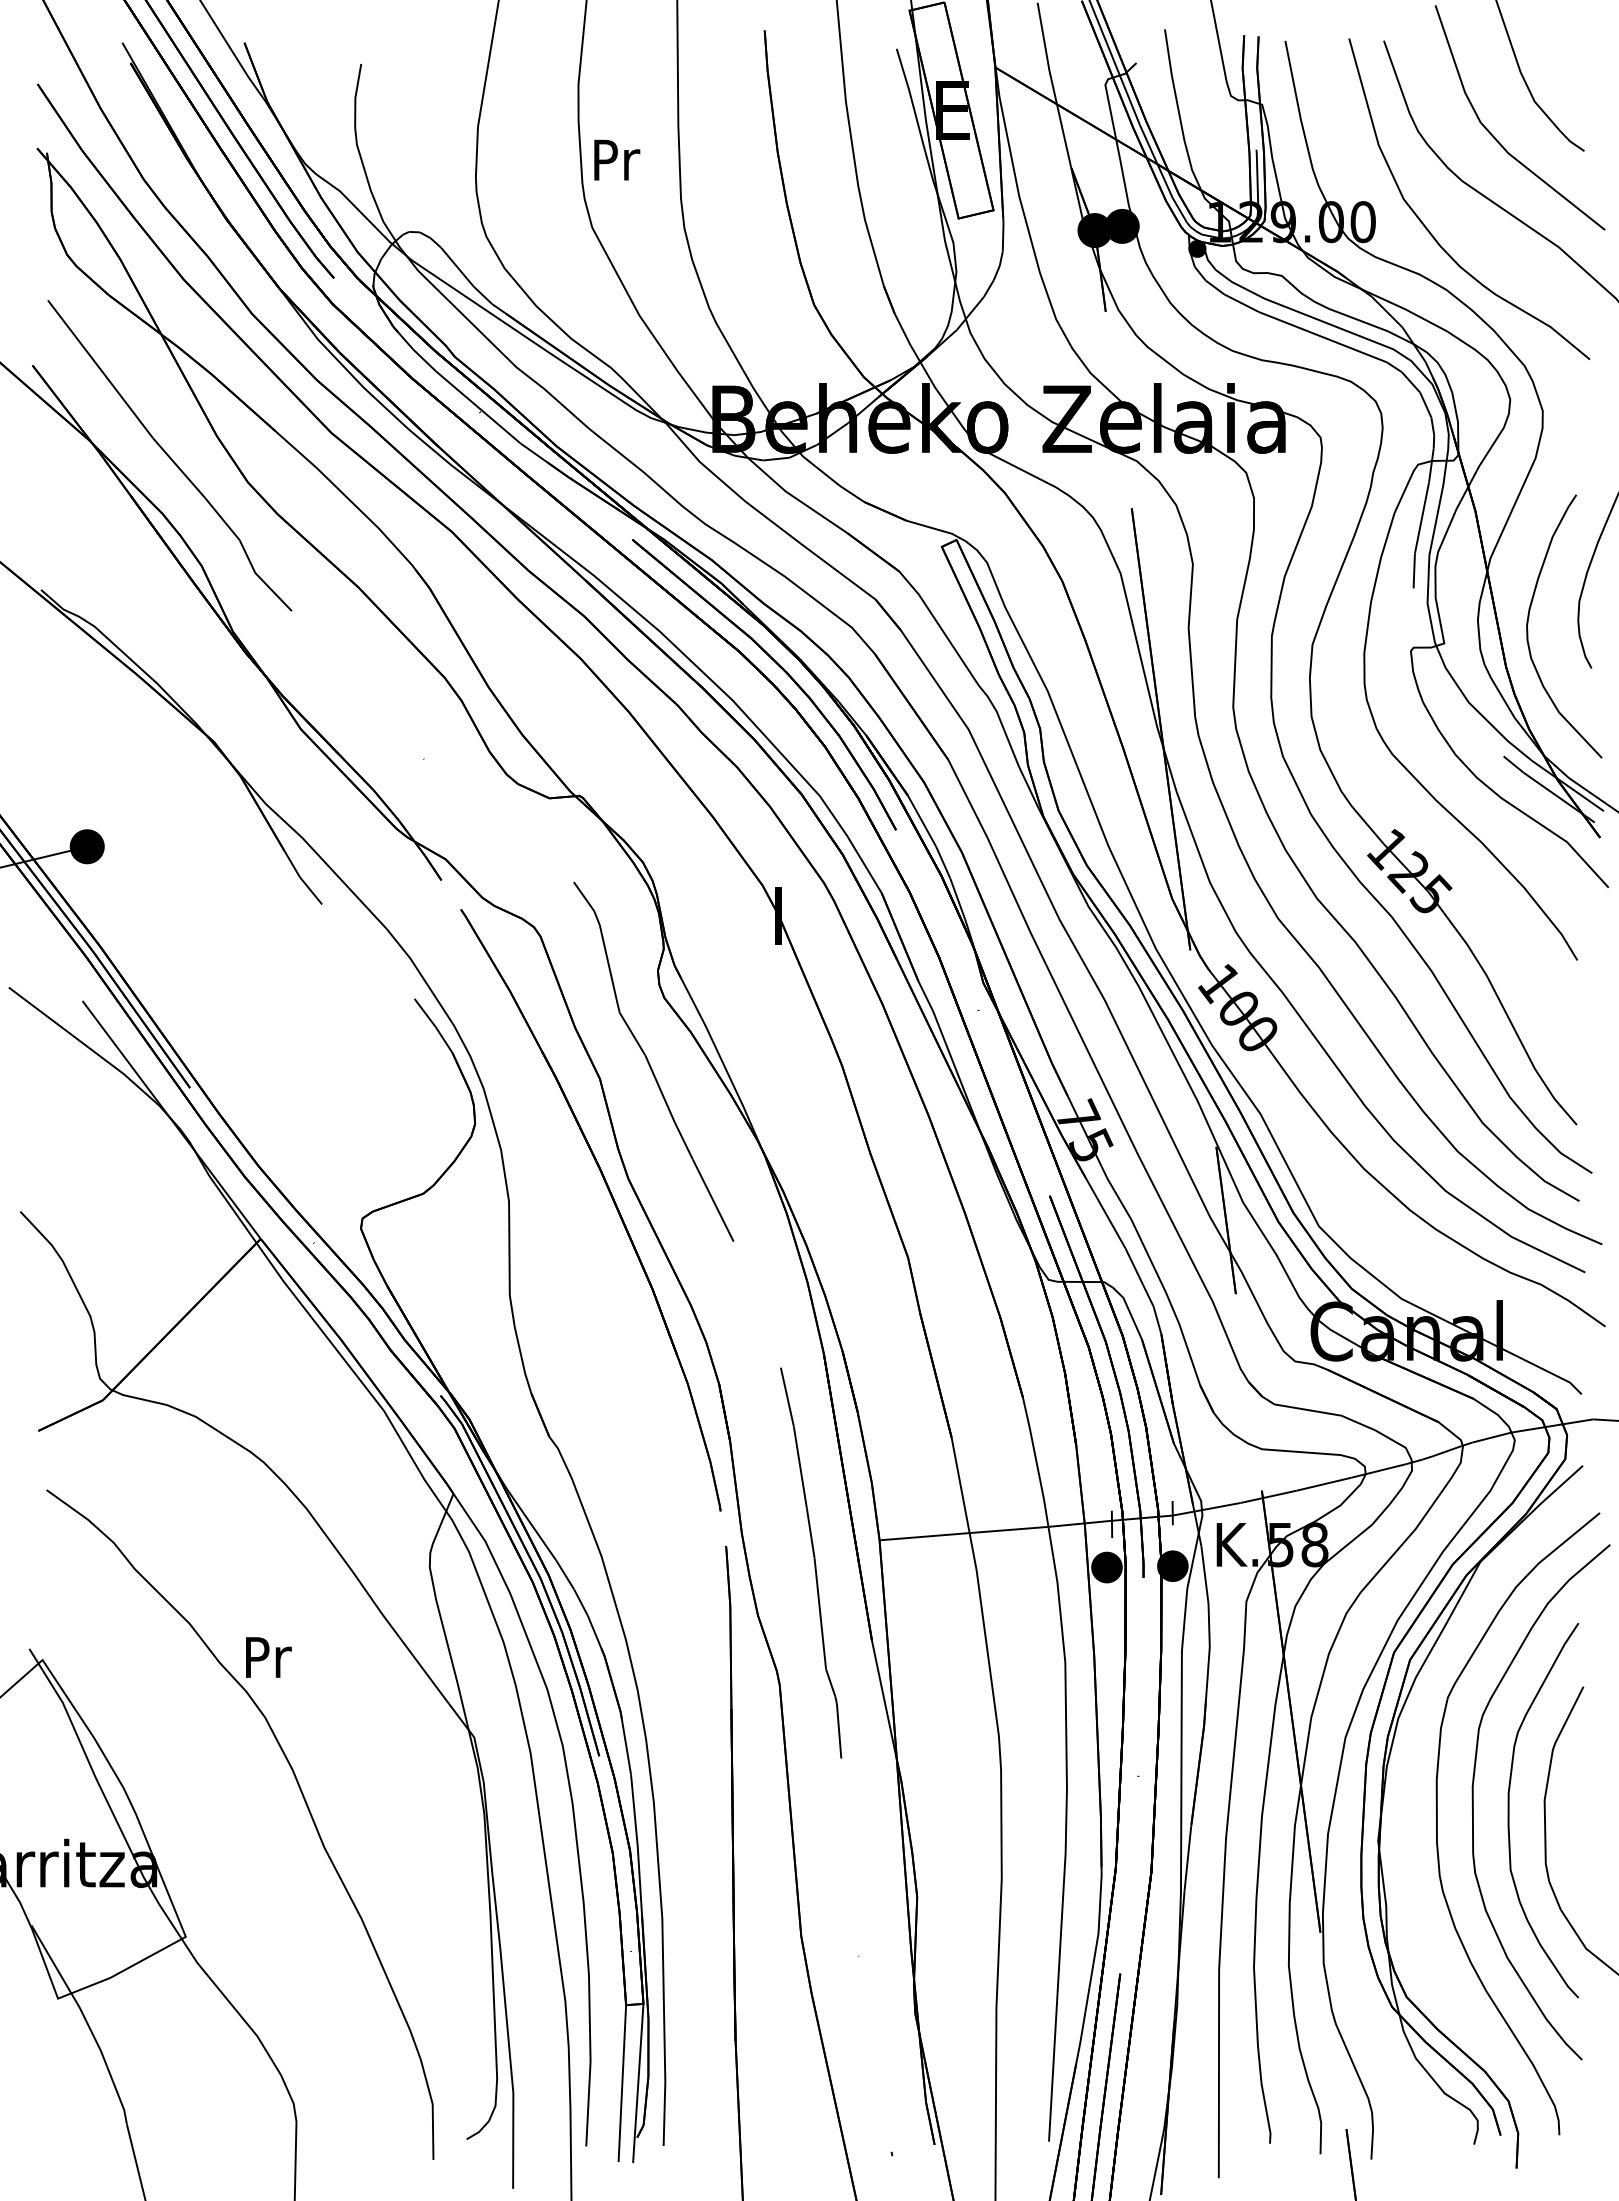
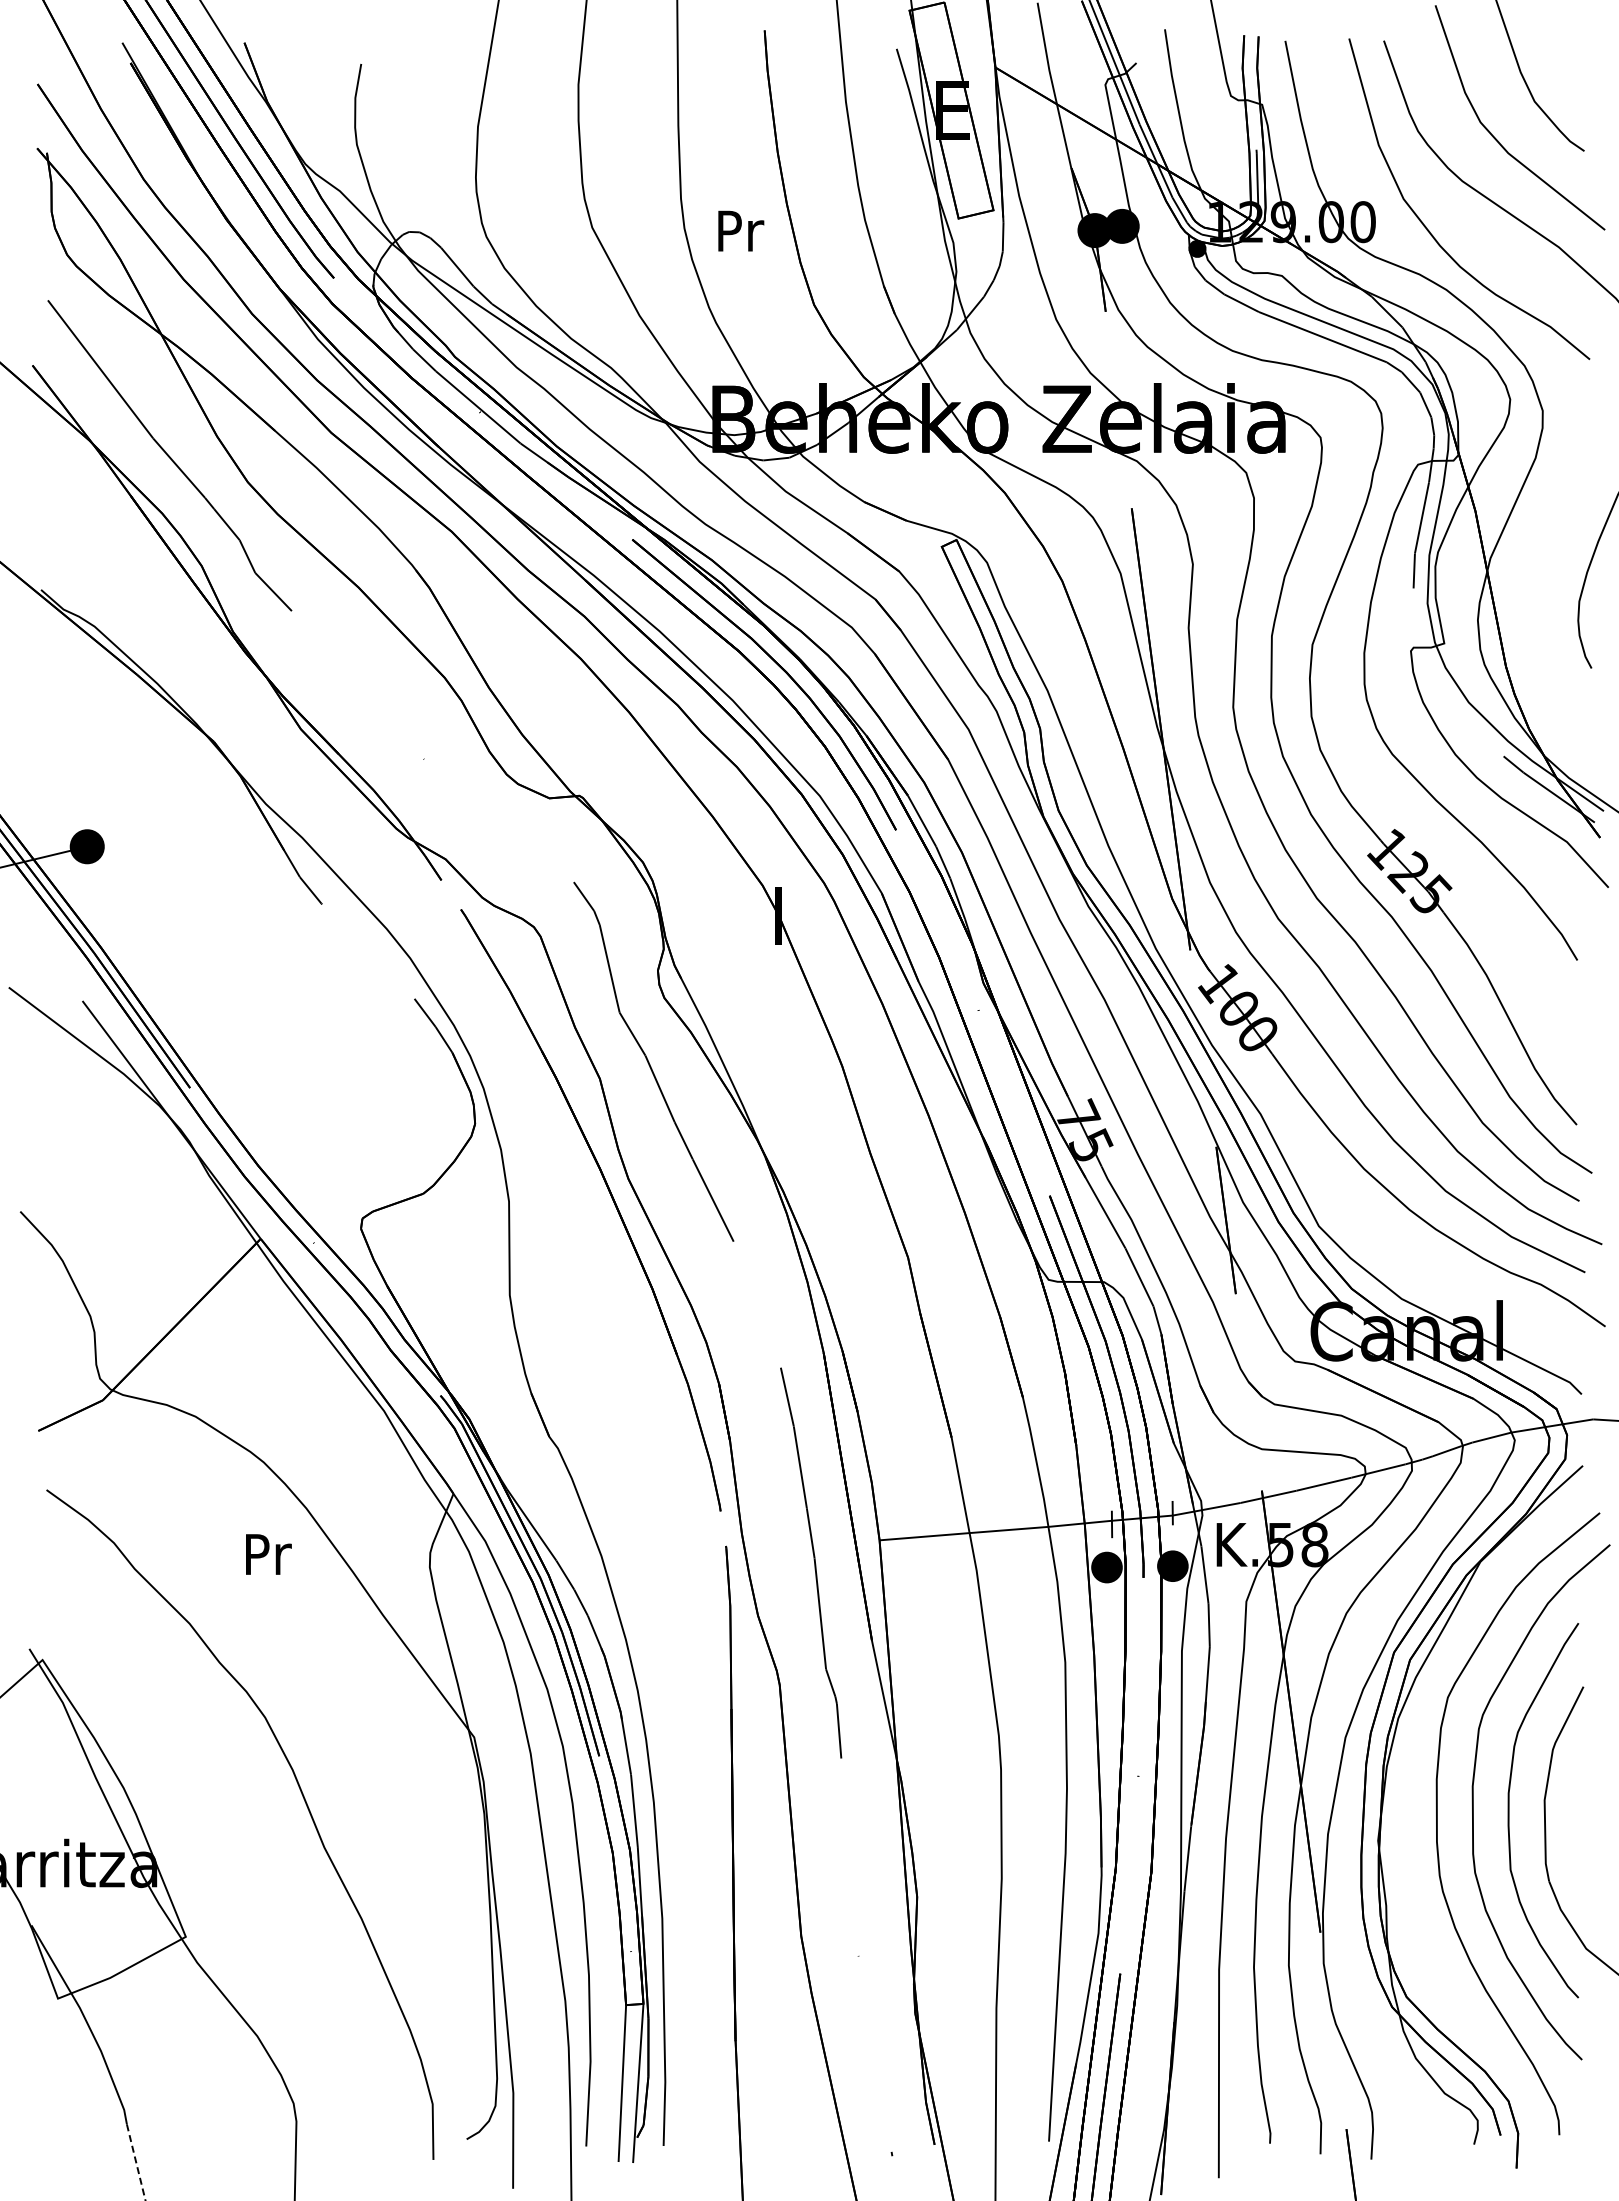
text position: (617, 159) -> (741, 230) (741, 230)
curve: present -> none (1528, 624)
text position: (268, 1657) -> (268, 1554) (268, 1554)
line: solid -> dashed (136, 2162)
